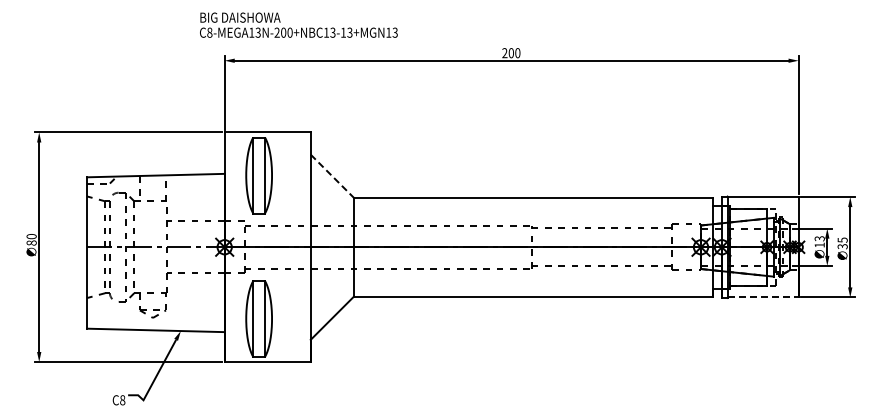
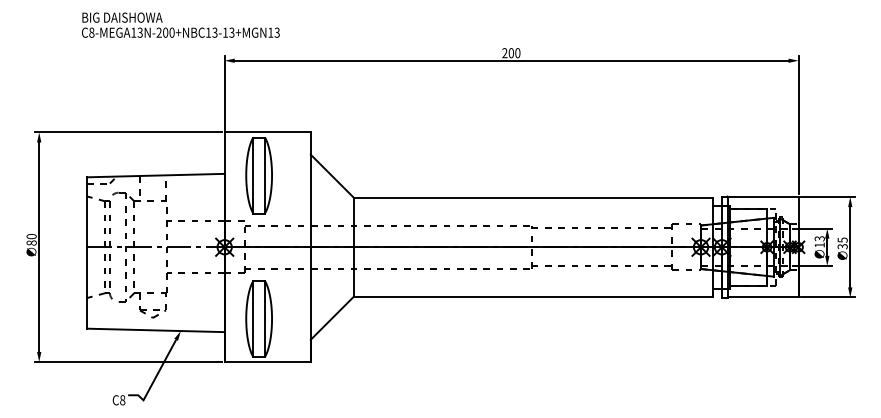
text position: (298, 24) -> (180, 24) (180, 24)
line: dashed -> solid (332, 176)
line: dashed -> solid (763, 297)
